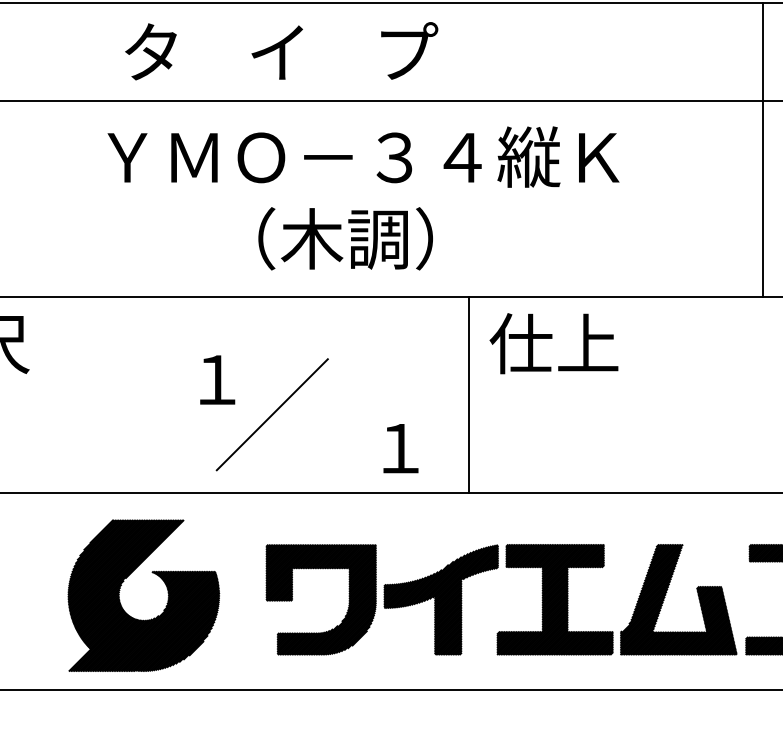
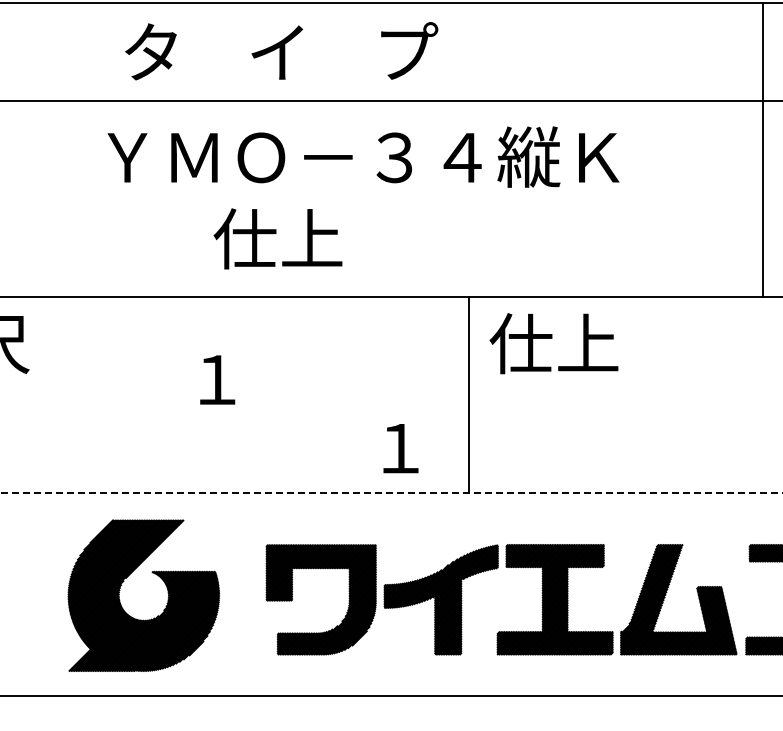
text: （木調） -> 仕上 (322, 238)
line: present -> none (271, 414)
line: solid -> dashed (391, 493)
line position: (390, 689) -> (390, 695) (390, 695)
